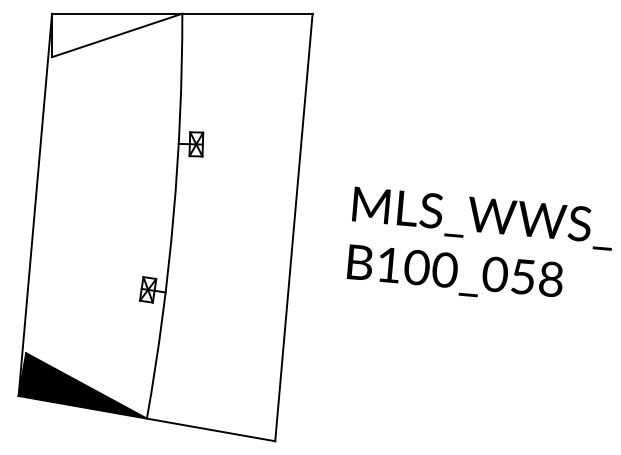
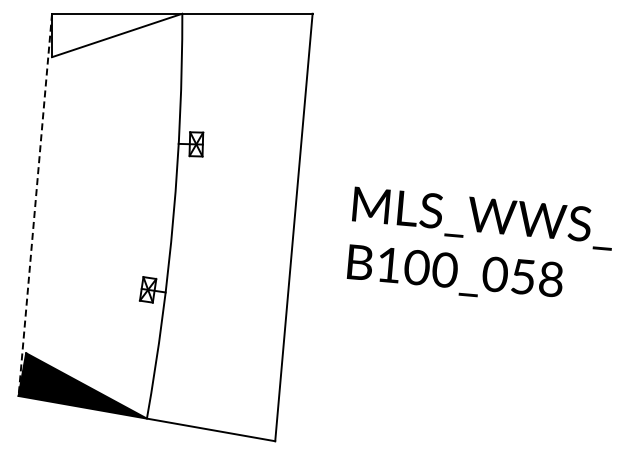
line: solid -> dashed (35, 204)
